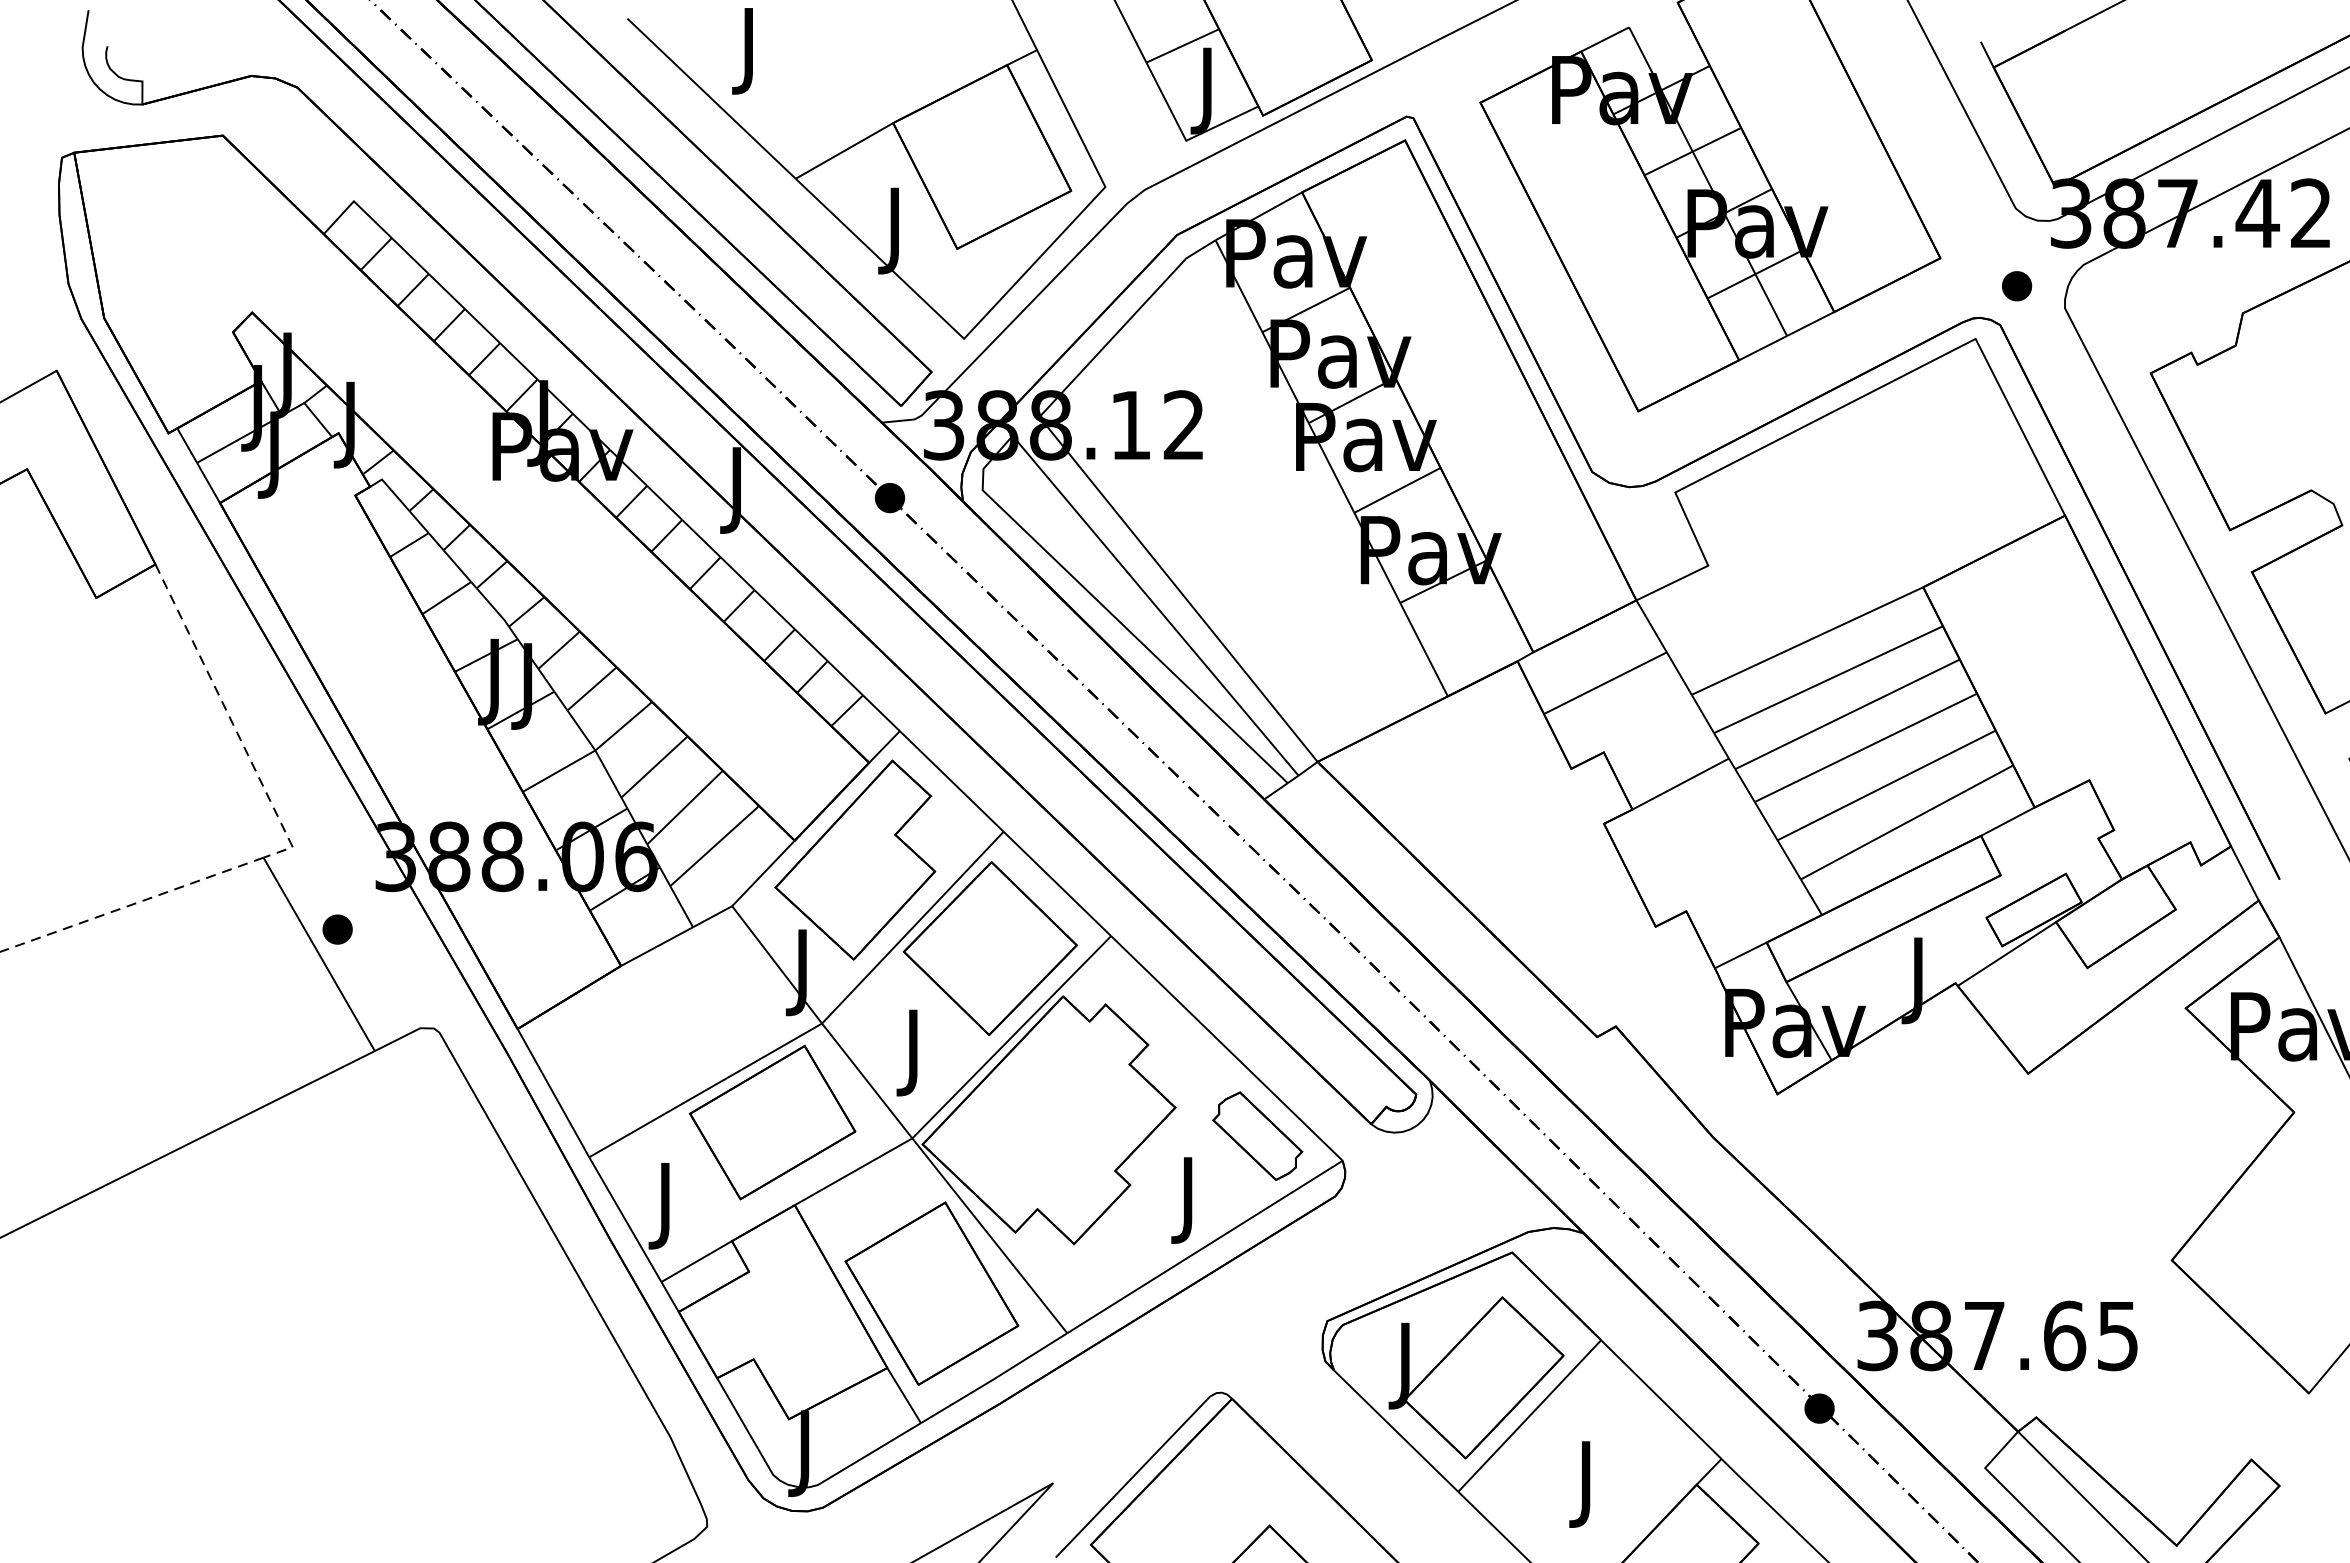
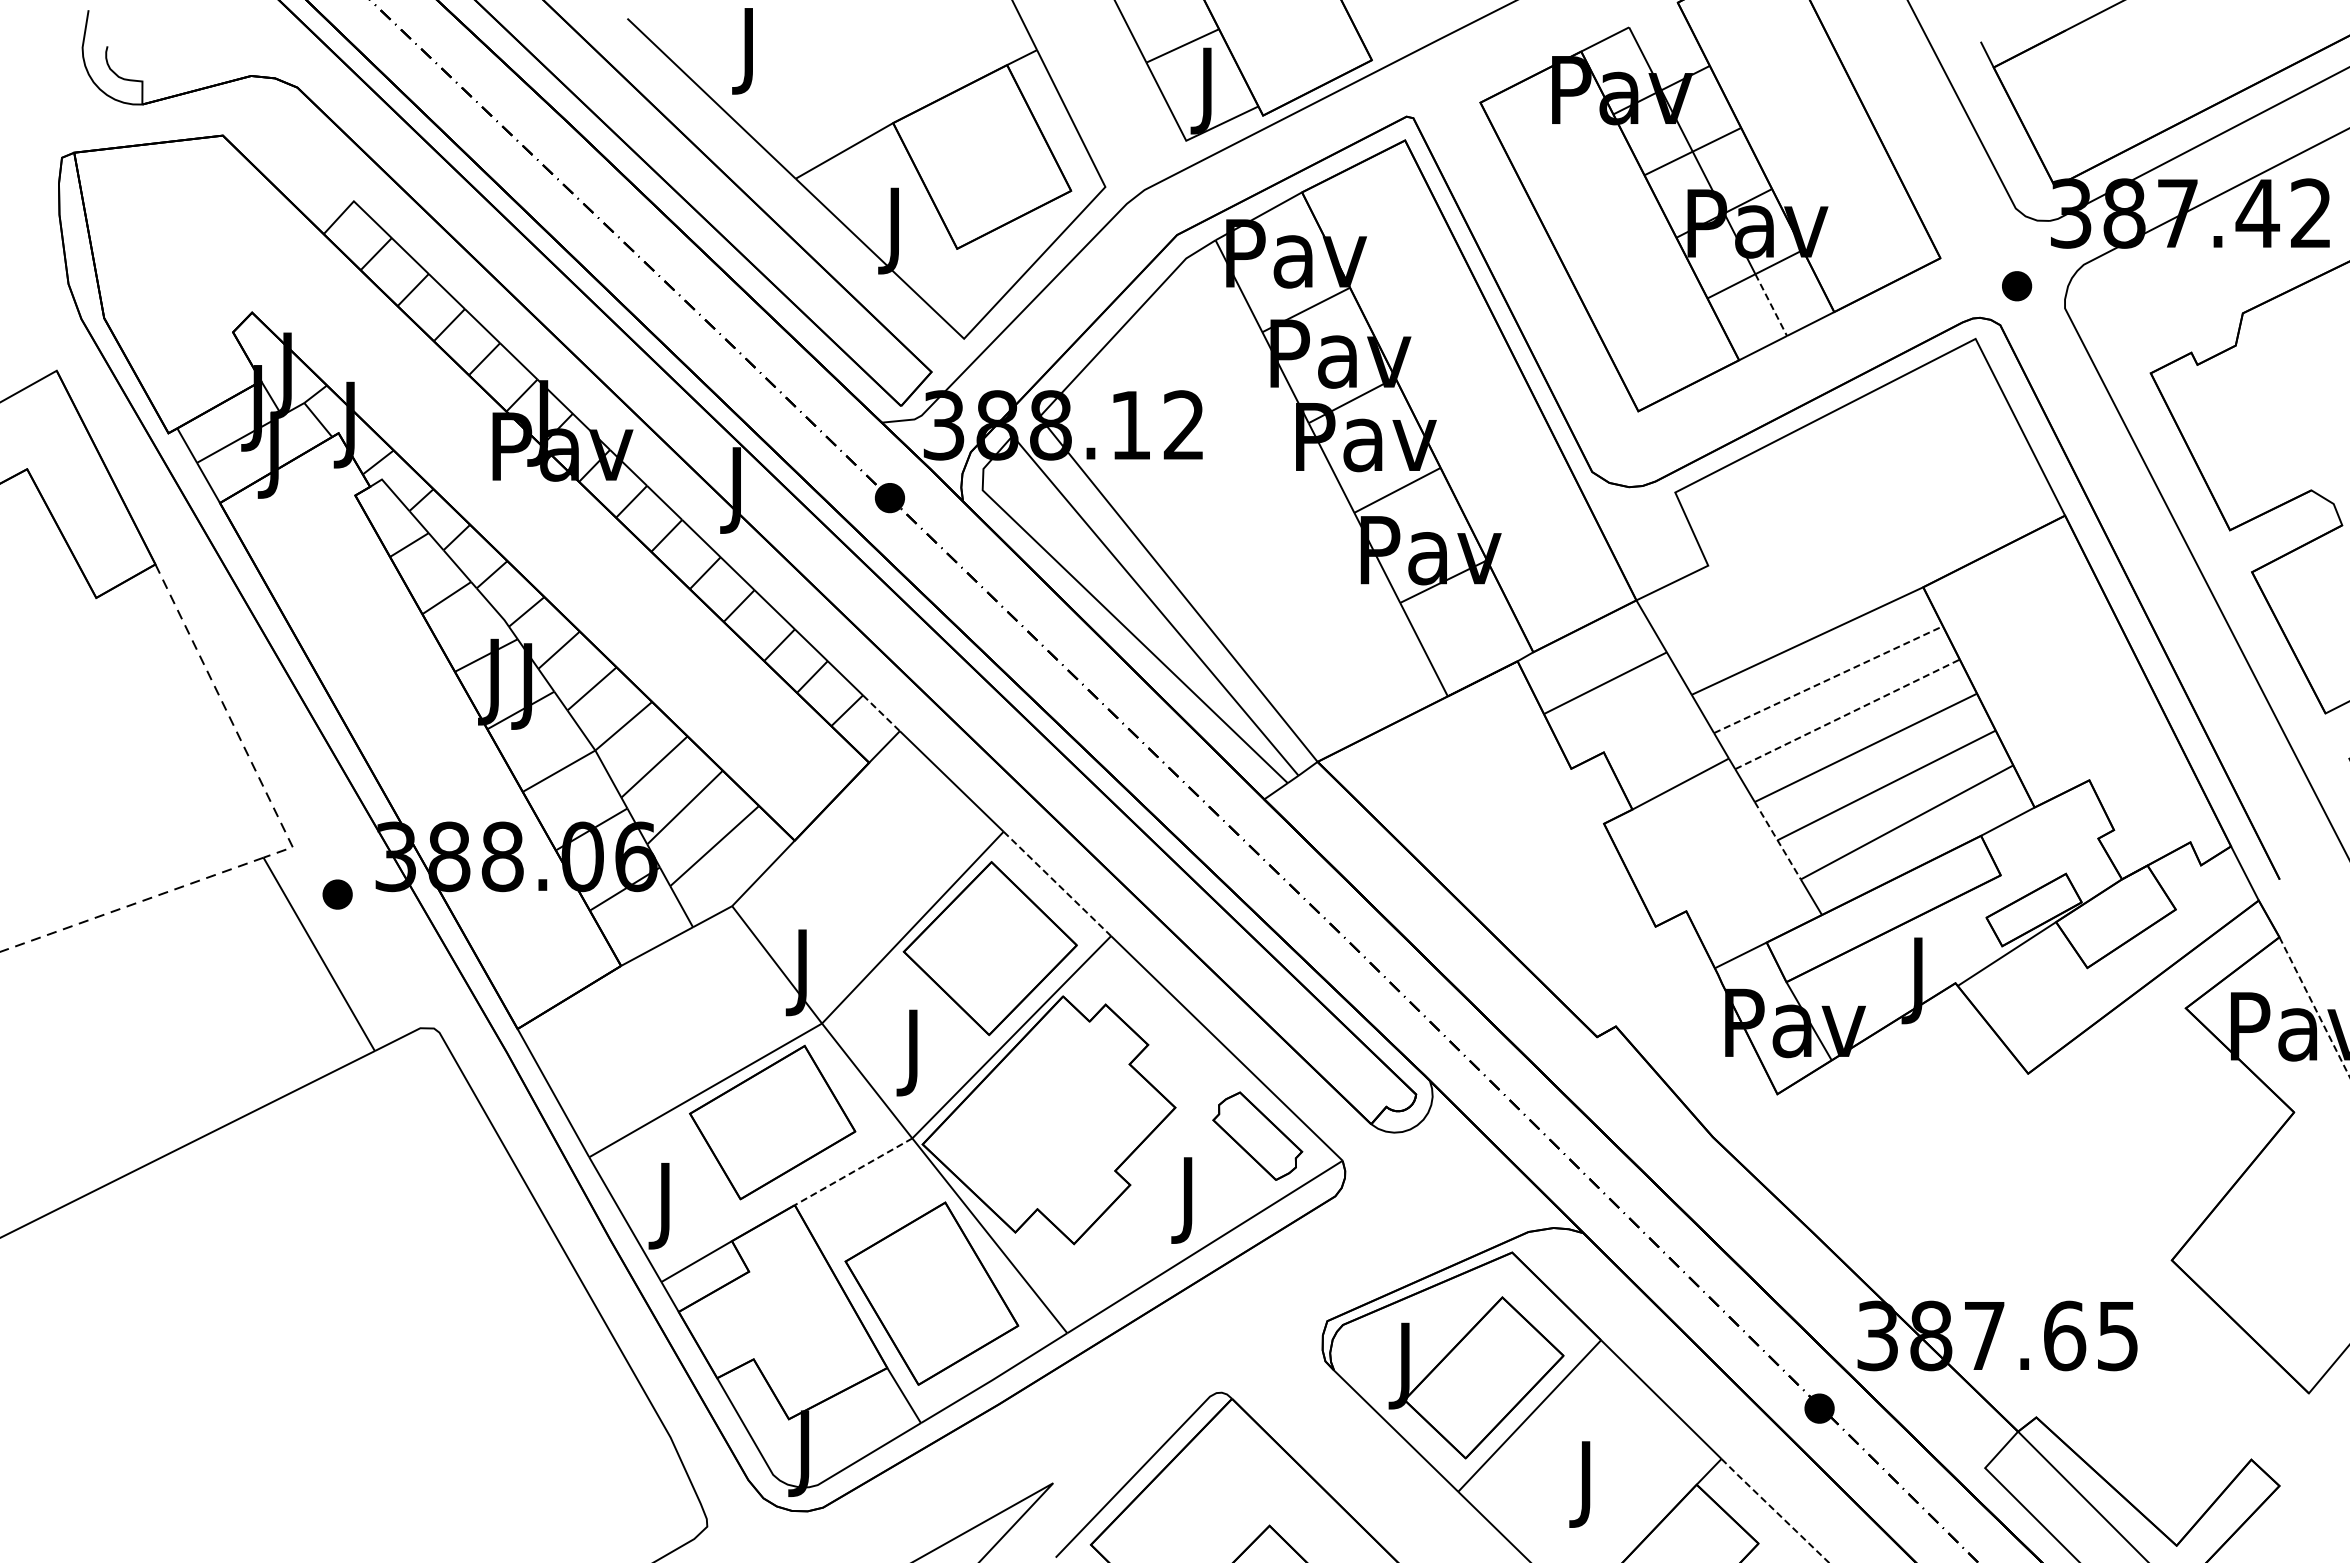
line: solid -> dashed (1771, 305)
line: solid -> dashed (1828, 679)
line: solid -> dashed (881, 713)
line: solid -> dashed (1847, 714)
line: solid -> dashed (1778, 841)
part: present -> none (855, 859)
line: solid -> dashed (1057, 883)
part position: (337, 929) -> (337, 894) (337, 894)
line: solid -> dashed (2314, 1007)
line: solid -> dashed (853, 1171)
line: solid -> dashed (1774, 1510)
